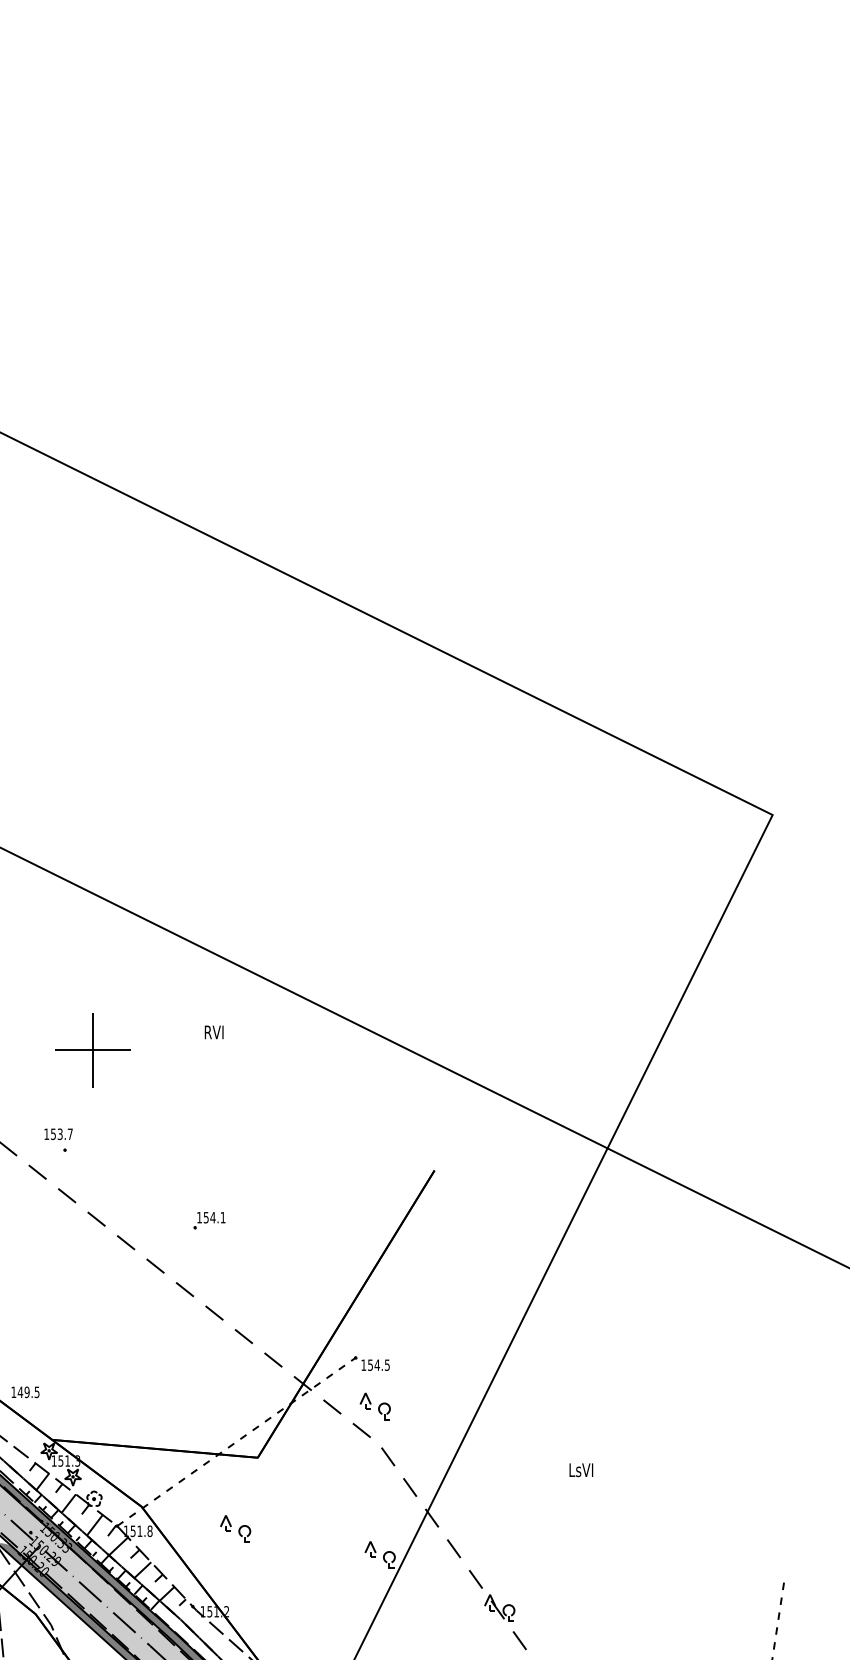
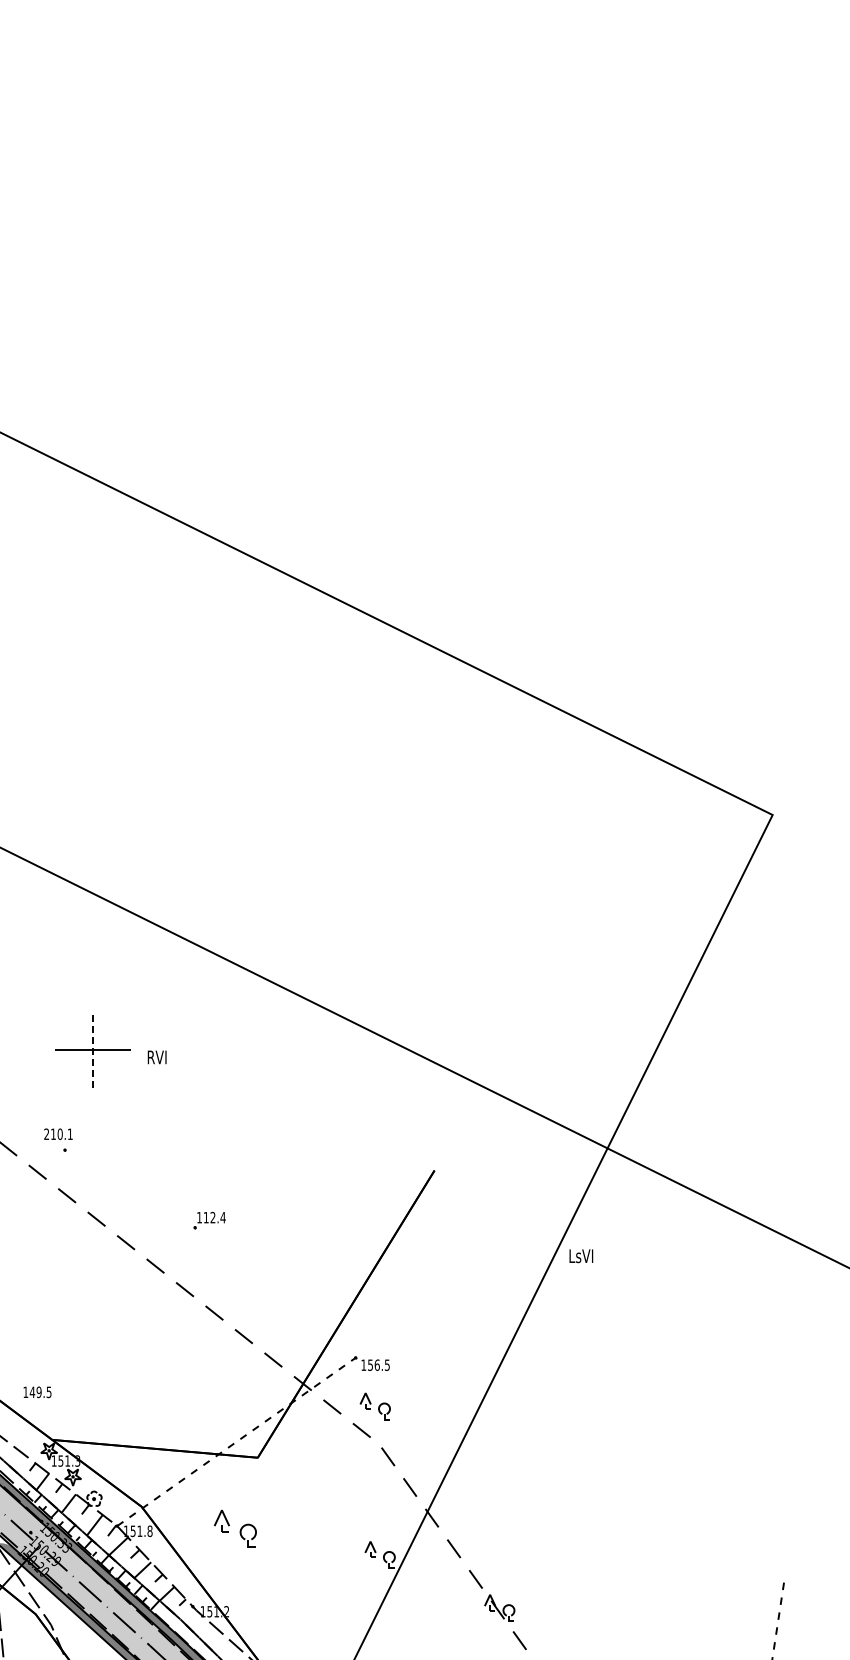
text position: (213, 1032) -> (156, 1057) (156, 1057)
line: solid -> dashed (92, 1050)
text: 153.7 -> 210.1 (58, 1134)
text: 154.1 -> 112.4 (214, 1217)
text: 154.5 -> 156.5 (376, 1364)
text position: (25, 1392) -> (37, 1392) (37, 1392)
text position: (581, 1470) -> (581, 1256) (581, 1256)
part size: 32x28 px -> 43x39 px (235, 1528)
